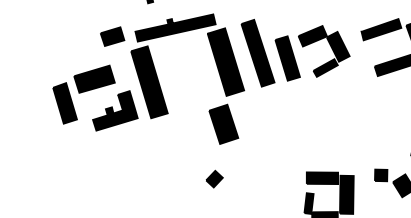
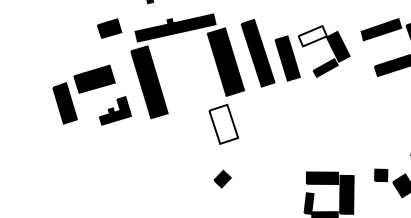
part position: (112, 36) -> (109, 28) (109, 28)
fill: present -> none (312, 36)
part size: 47x42 px -> 34x30 px (114, 110)
fill: present -> none (223, 123)
part position: (214, 178) -> (222, 178) (222, 178)
